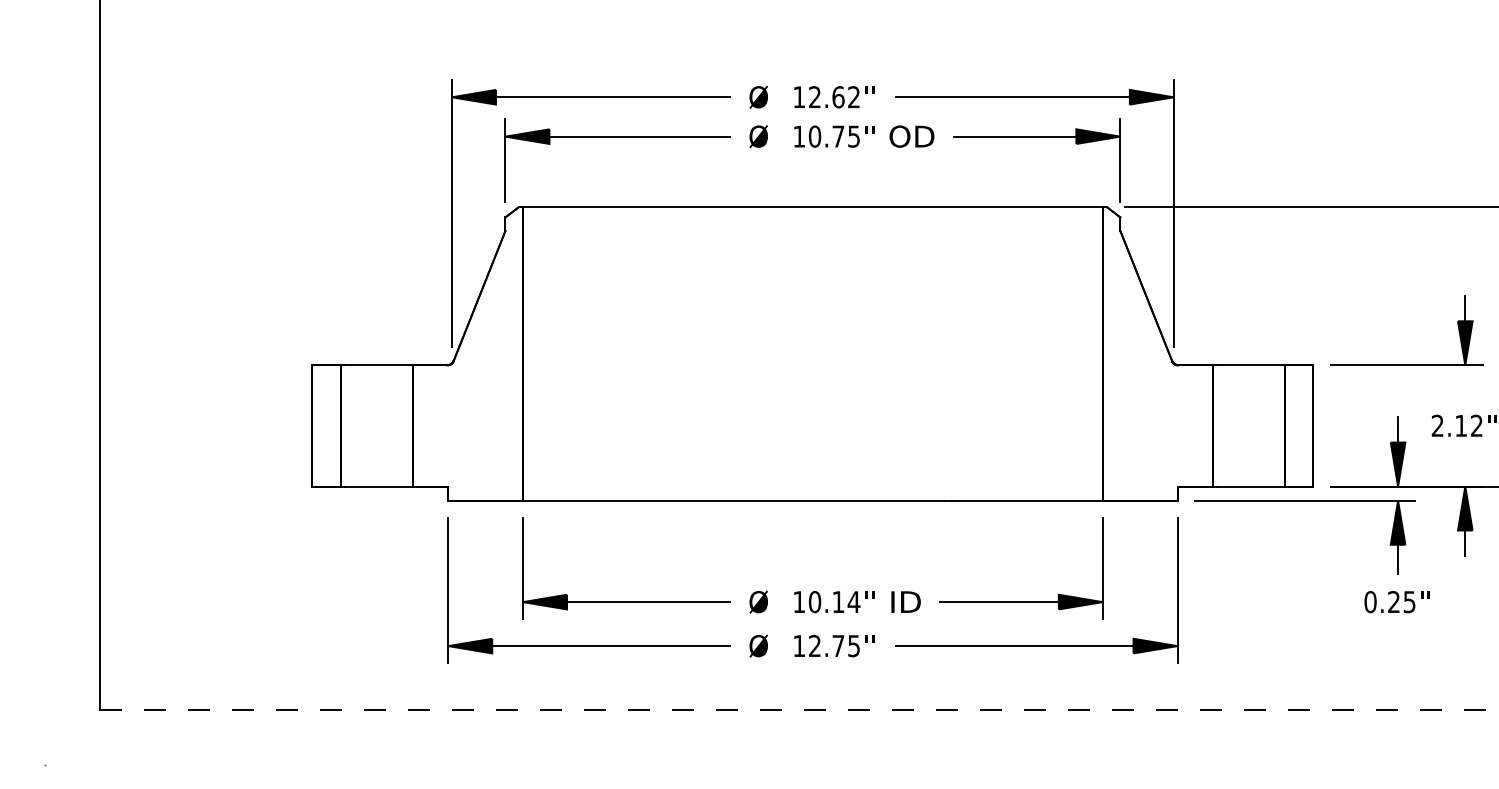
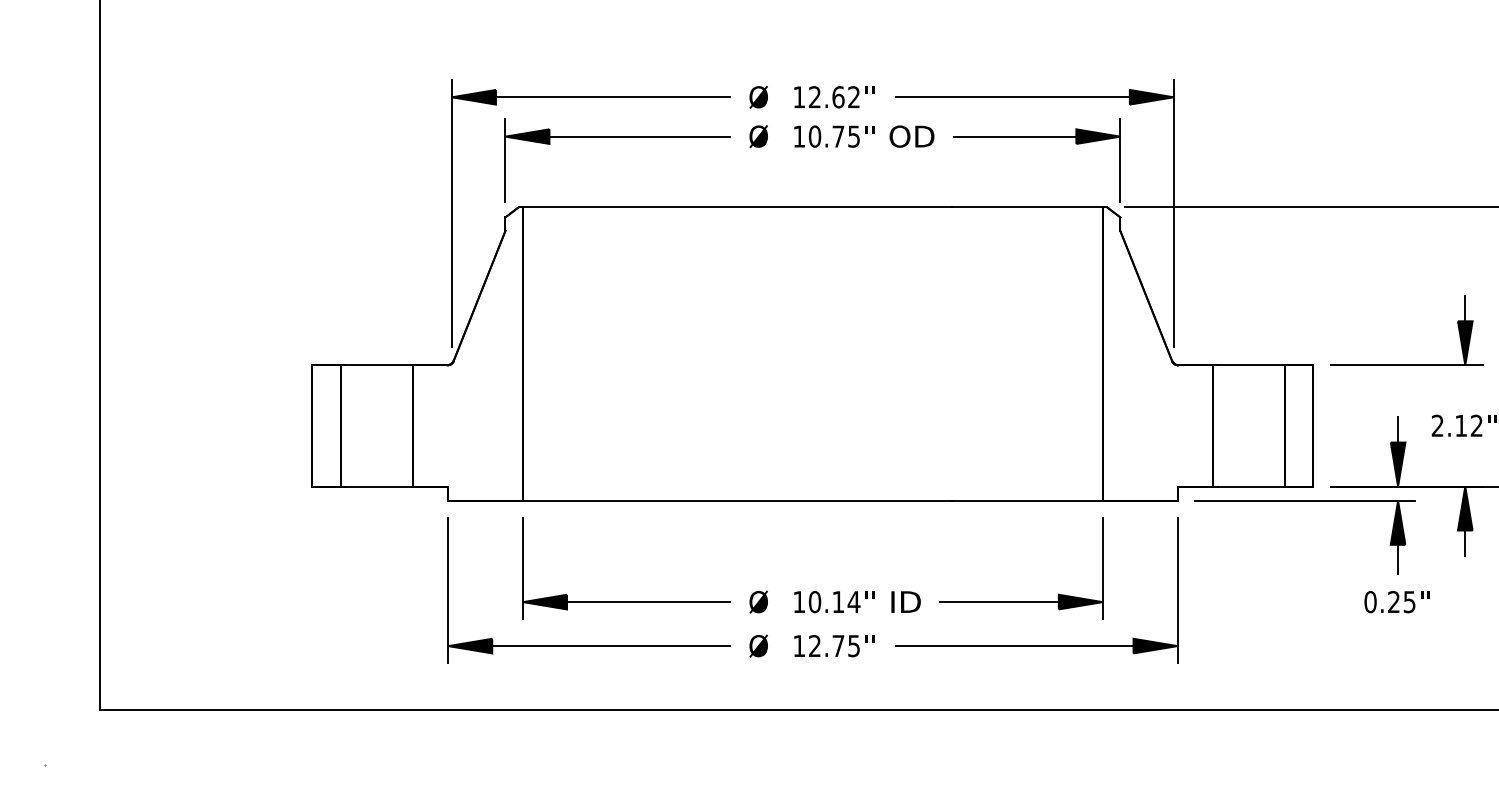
line: dashed -> solid (799, 710)
